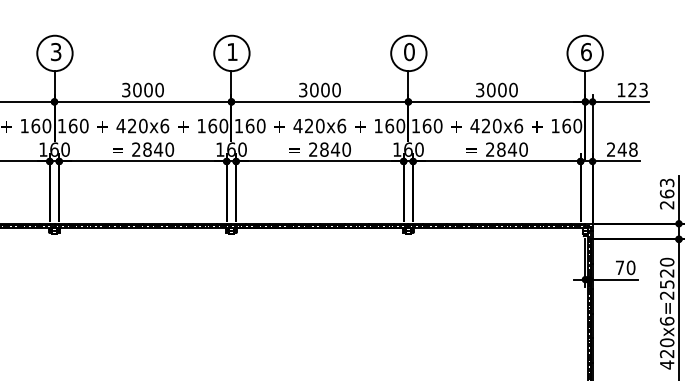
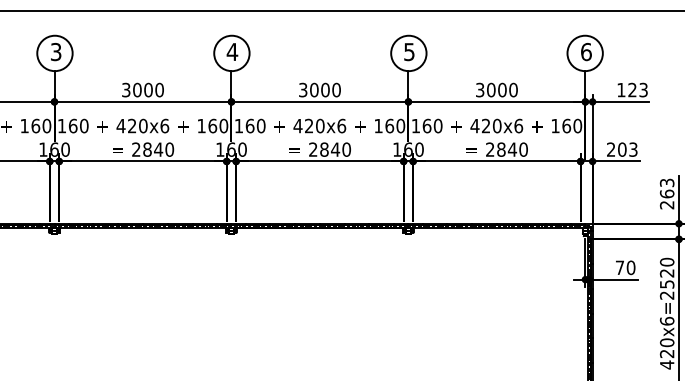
line: none -> present (341, 11)
text: 1 -> 4 (232, 51)
text: 0 -> 5 (409, 52)
text: 248 -> 203 (627, 149)
